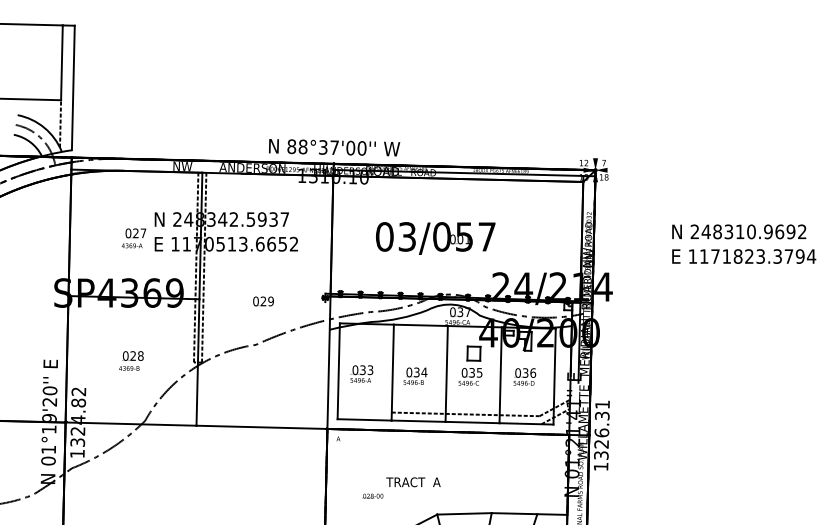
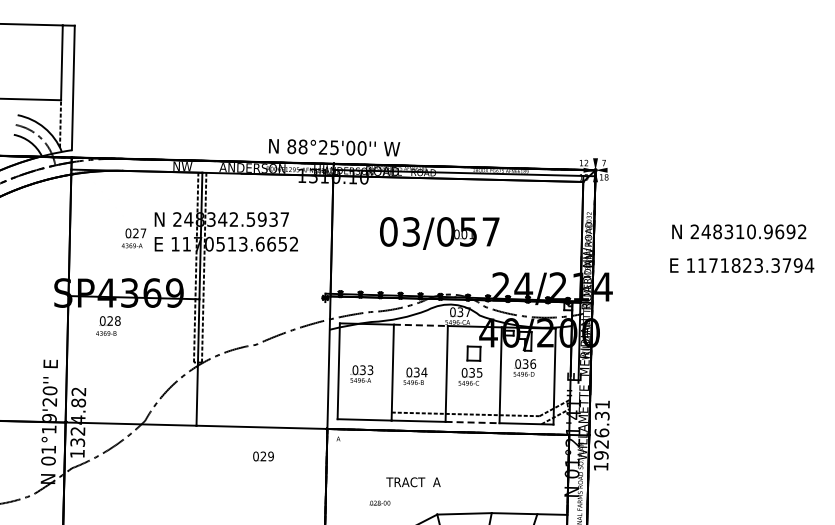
text: 88°37'00'' -> 88°25'00'' (328, 147)
text position: (435, 238) -> (439, 233) (439, 233)
text position: (744, 256) -> (742, 265) (742, 265)
text position: (263, 301) -> (263, 456) (263, 456)
line: solid -> dashed (420, 325)
text position: (131, 360) -> (108, 325) (108, 325)
text position: (524, 376) -> (524, 367) (524, 367)
line: solid -> dashed (472, 422)
text: 1326.31 -> 1926.31 (601, 455)
text position: (372, 495) -> (379, 502) (379, 502)
